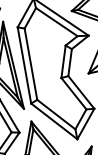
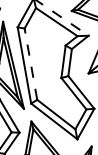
line: solid -> dashed (62, 17)
line: solid -> dashed (30, 63)
